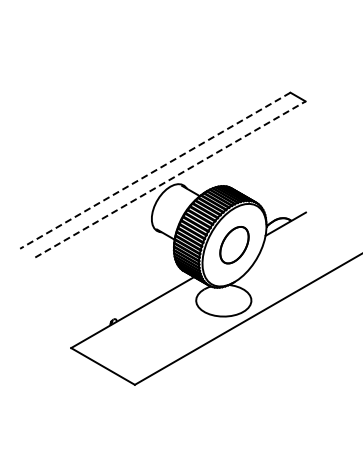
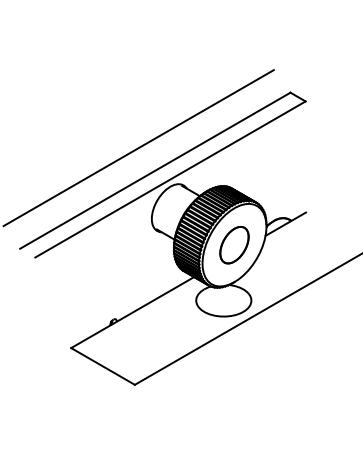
line: none -> present (138, 148)
line: dashed -> solid (154, 170)
line: dashed -> solid (170, 179)
